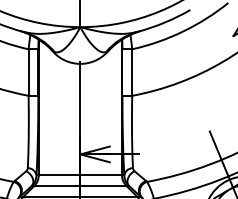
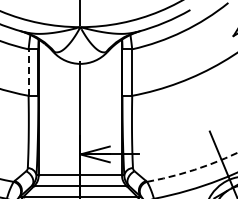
line: solid -> dashed (28, 72)
arc: solid -> dashed (194, 169)
